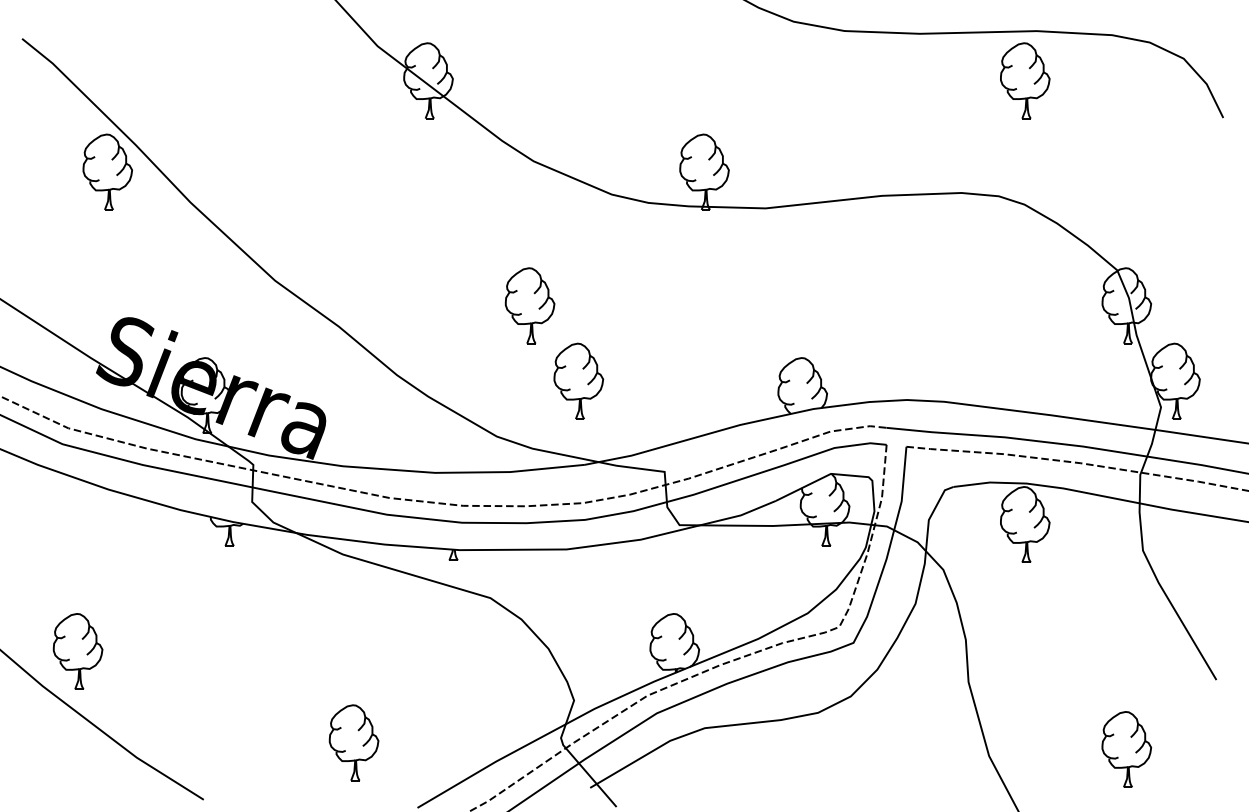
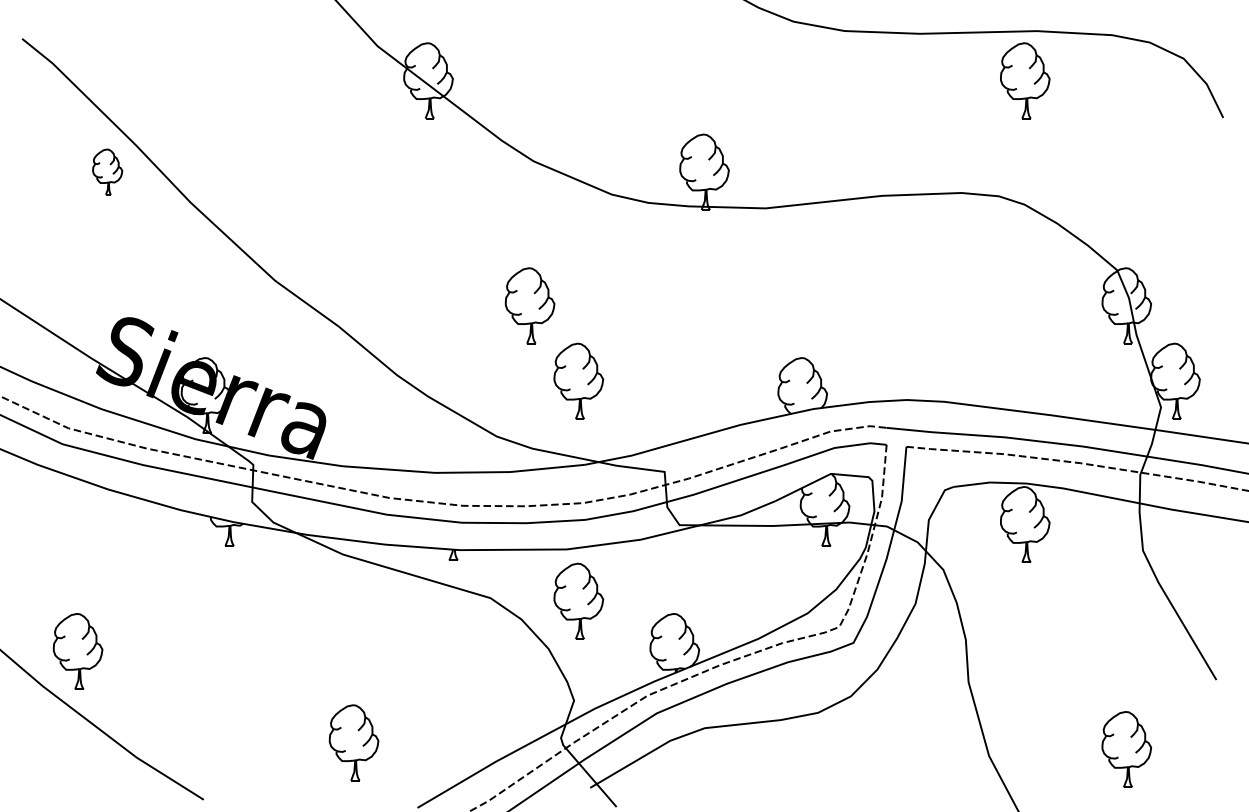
part size: 51x78 px -> 32x48 px (107, 171)
part: none -> present (578, 600)
